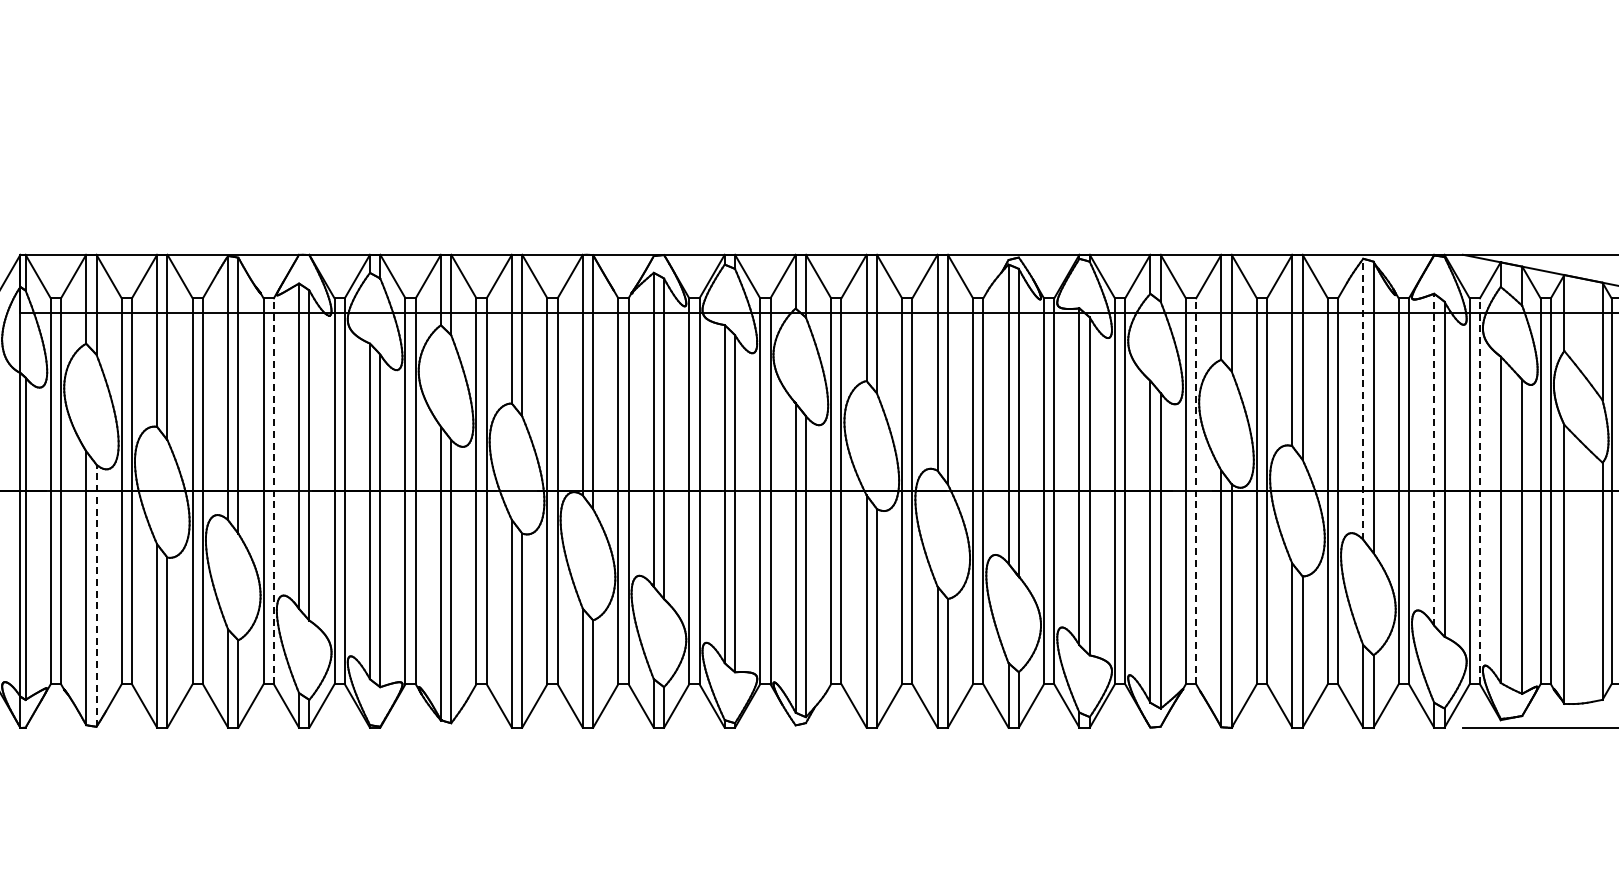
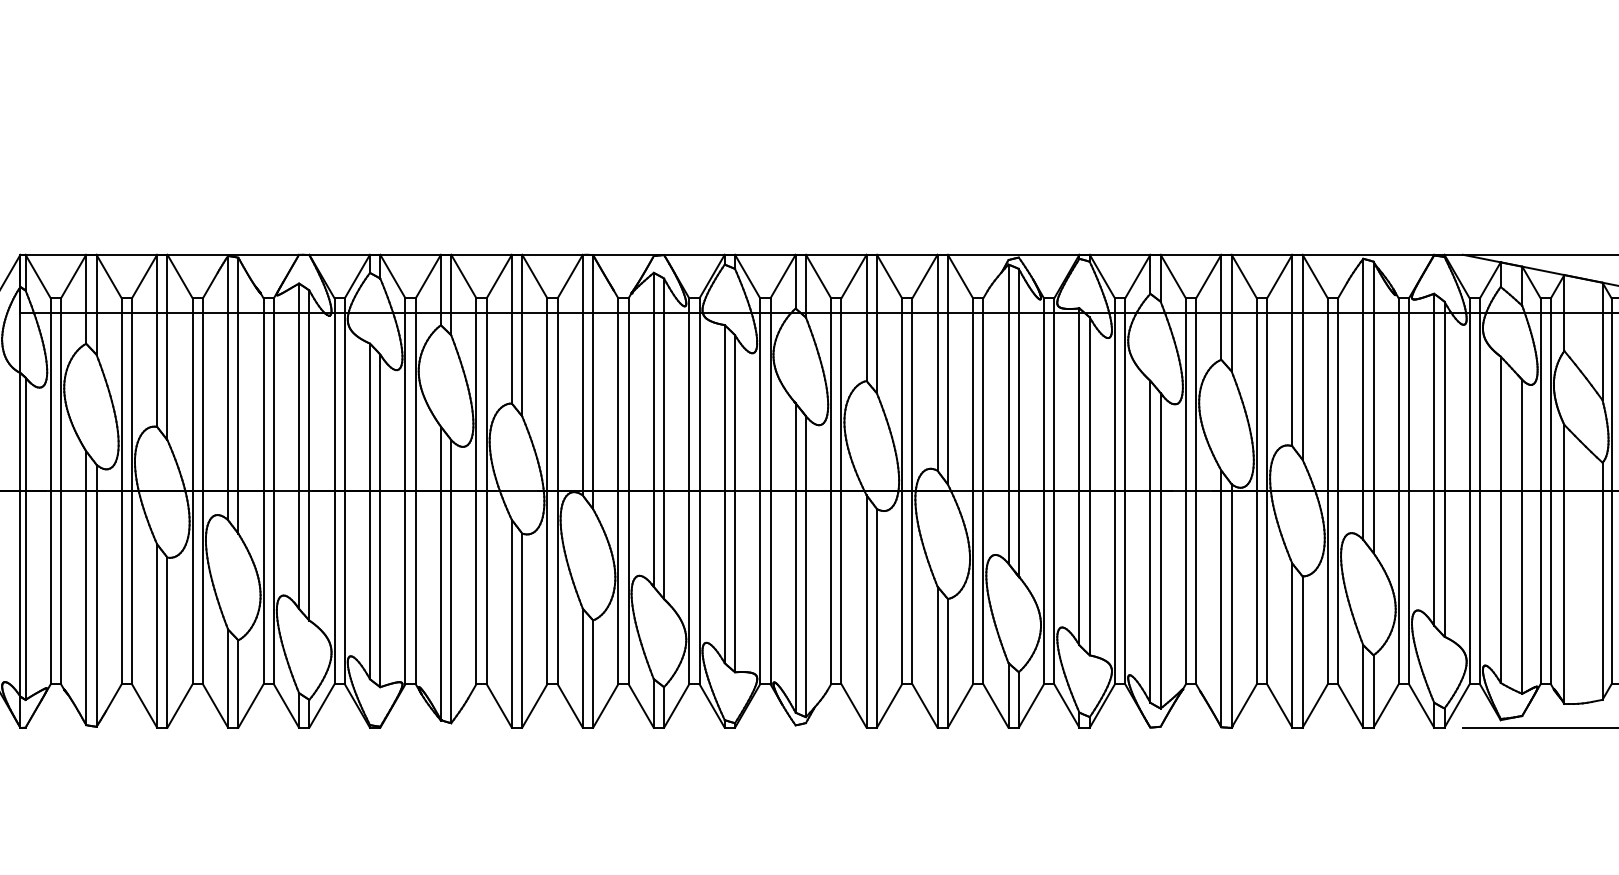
line: dashed -> solid (1363, 398)
line: dashed -> solid (1434, 459)
line: dashed -> solid (273, 491)
line: dashed -> solid (1196, 491)
line: dashed -> solid (1479, 491)
line: dashed -> solid (96, 595)
